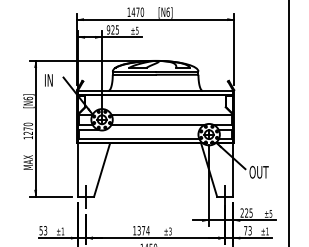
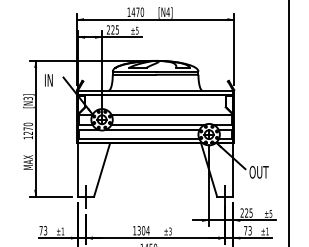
text: [N6] -> [N4] (167, 11)
text: 925 -> 225 (108, 29)
text: [N6] -> [N3] (27, 98)
line: none -> present (152, 129)
text: 53 -> 73 (40, 230)
text: 1374 -> 1304 (143, 230)
